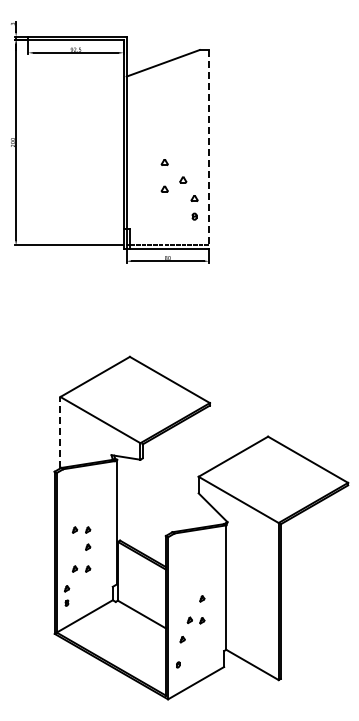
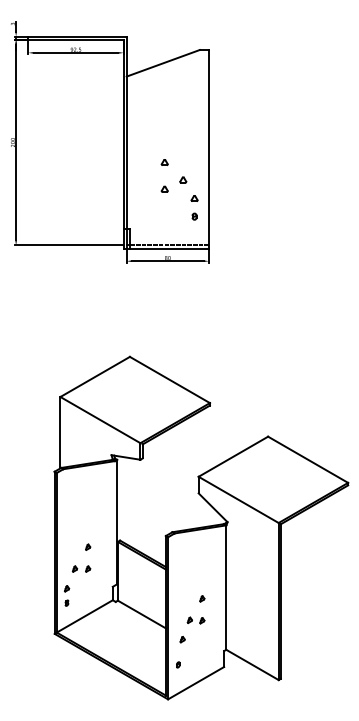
line: dashed -> solid (208, 149)
line: dashed -> solid (60, 432)
part: present -> none (81, 529)
